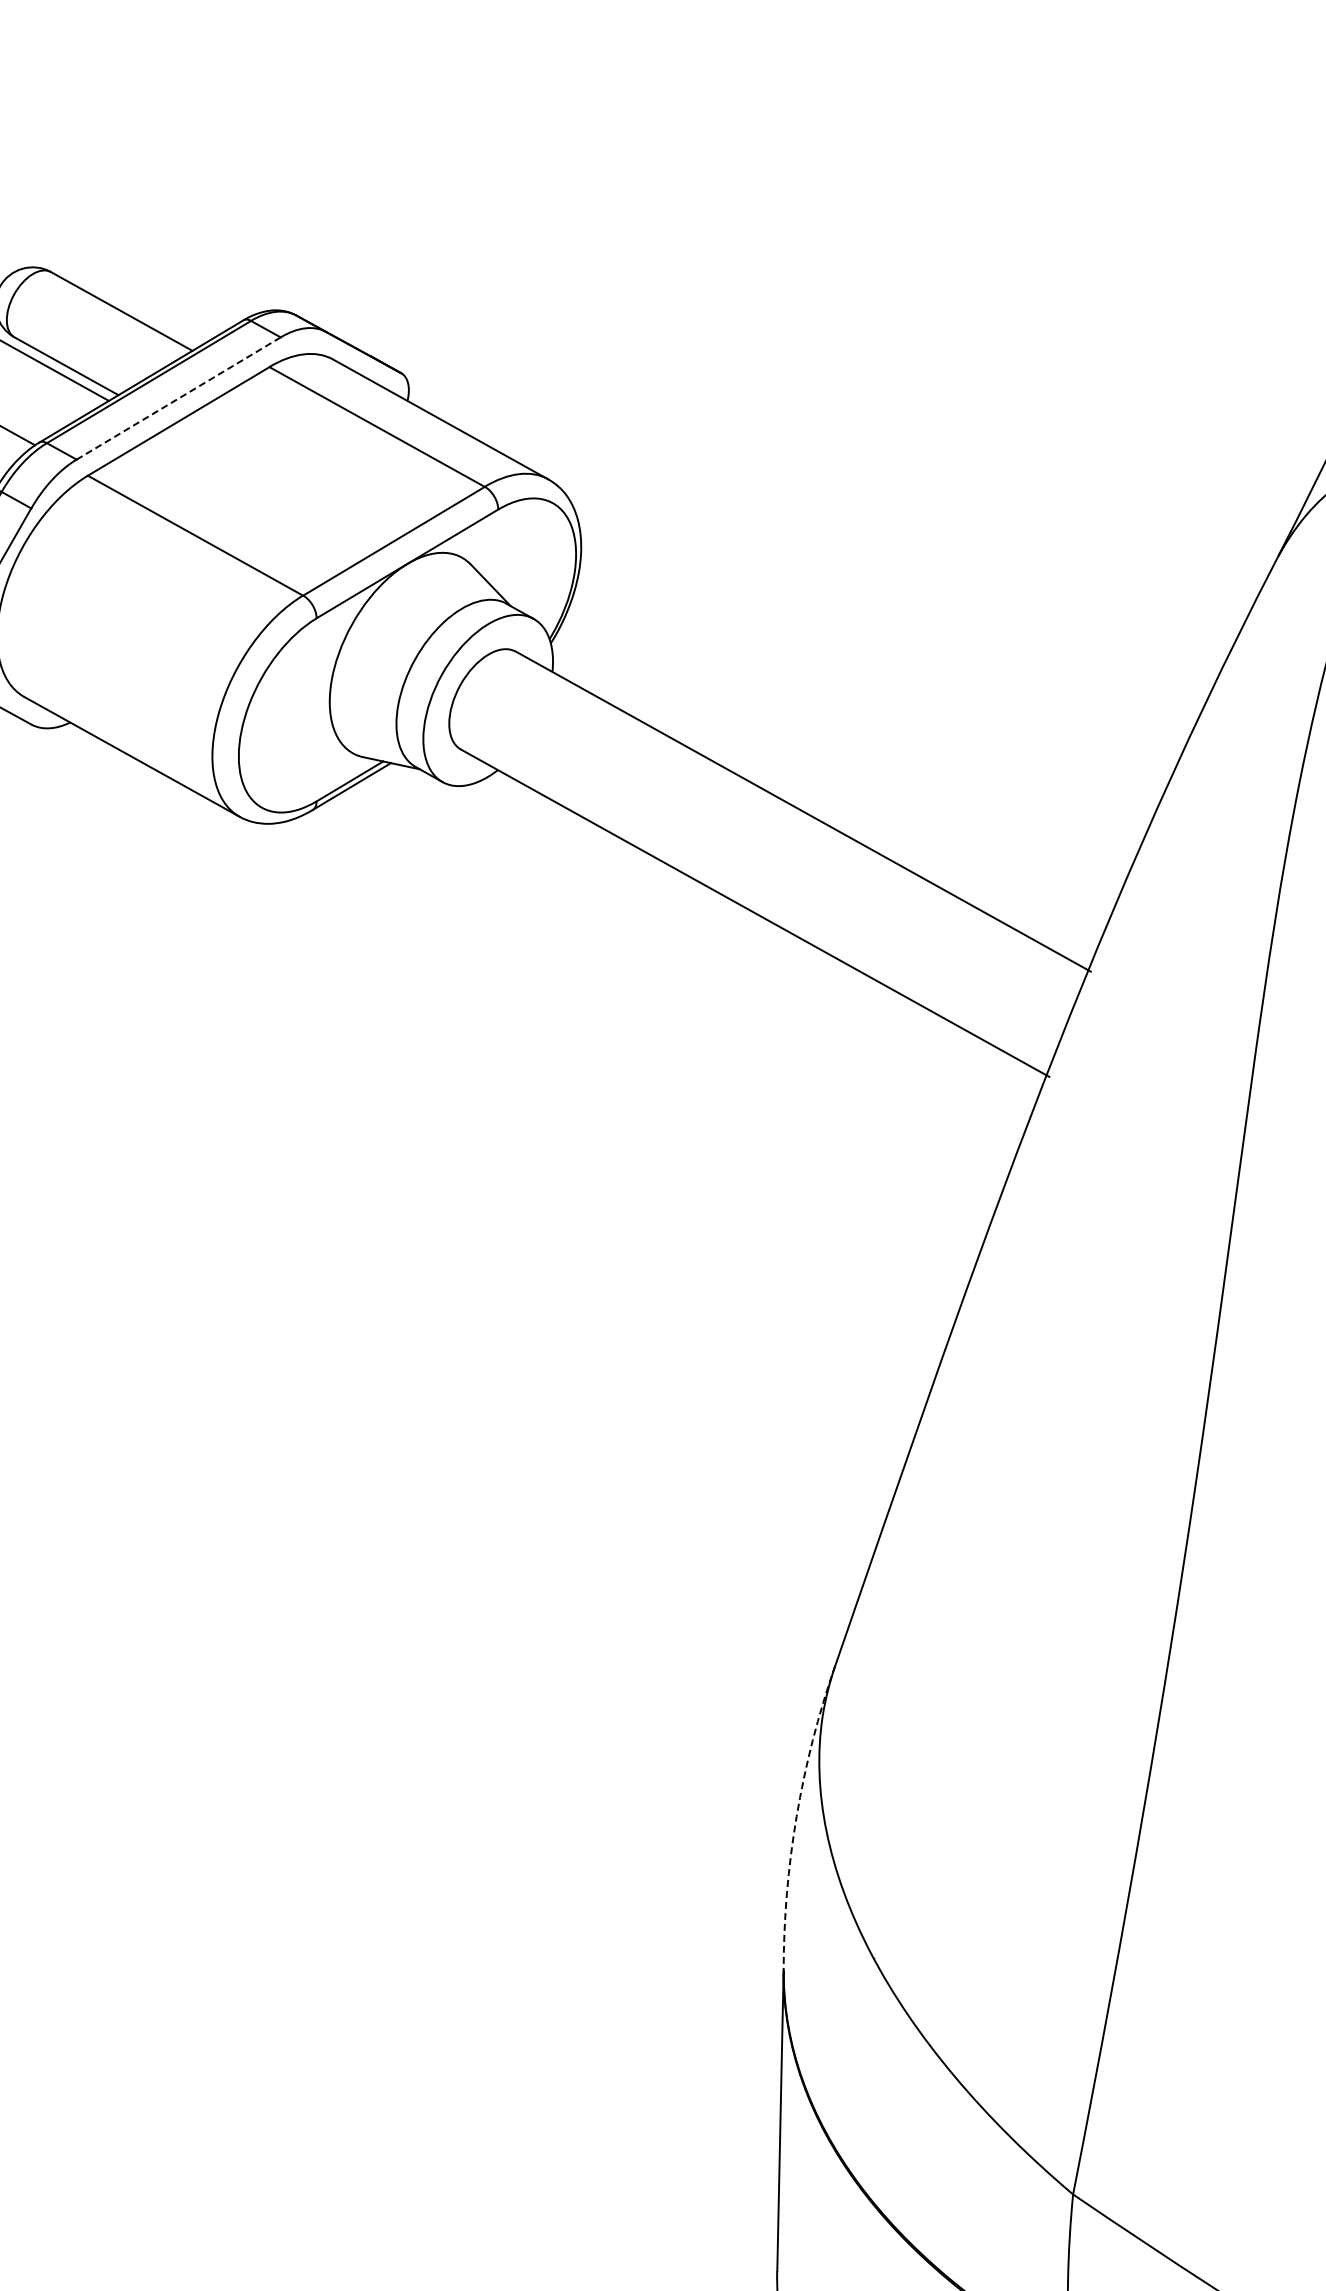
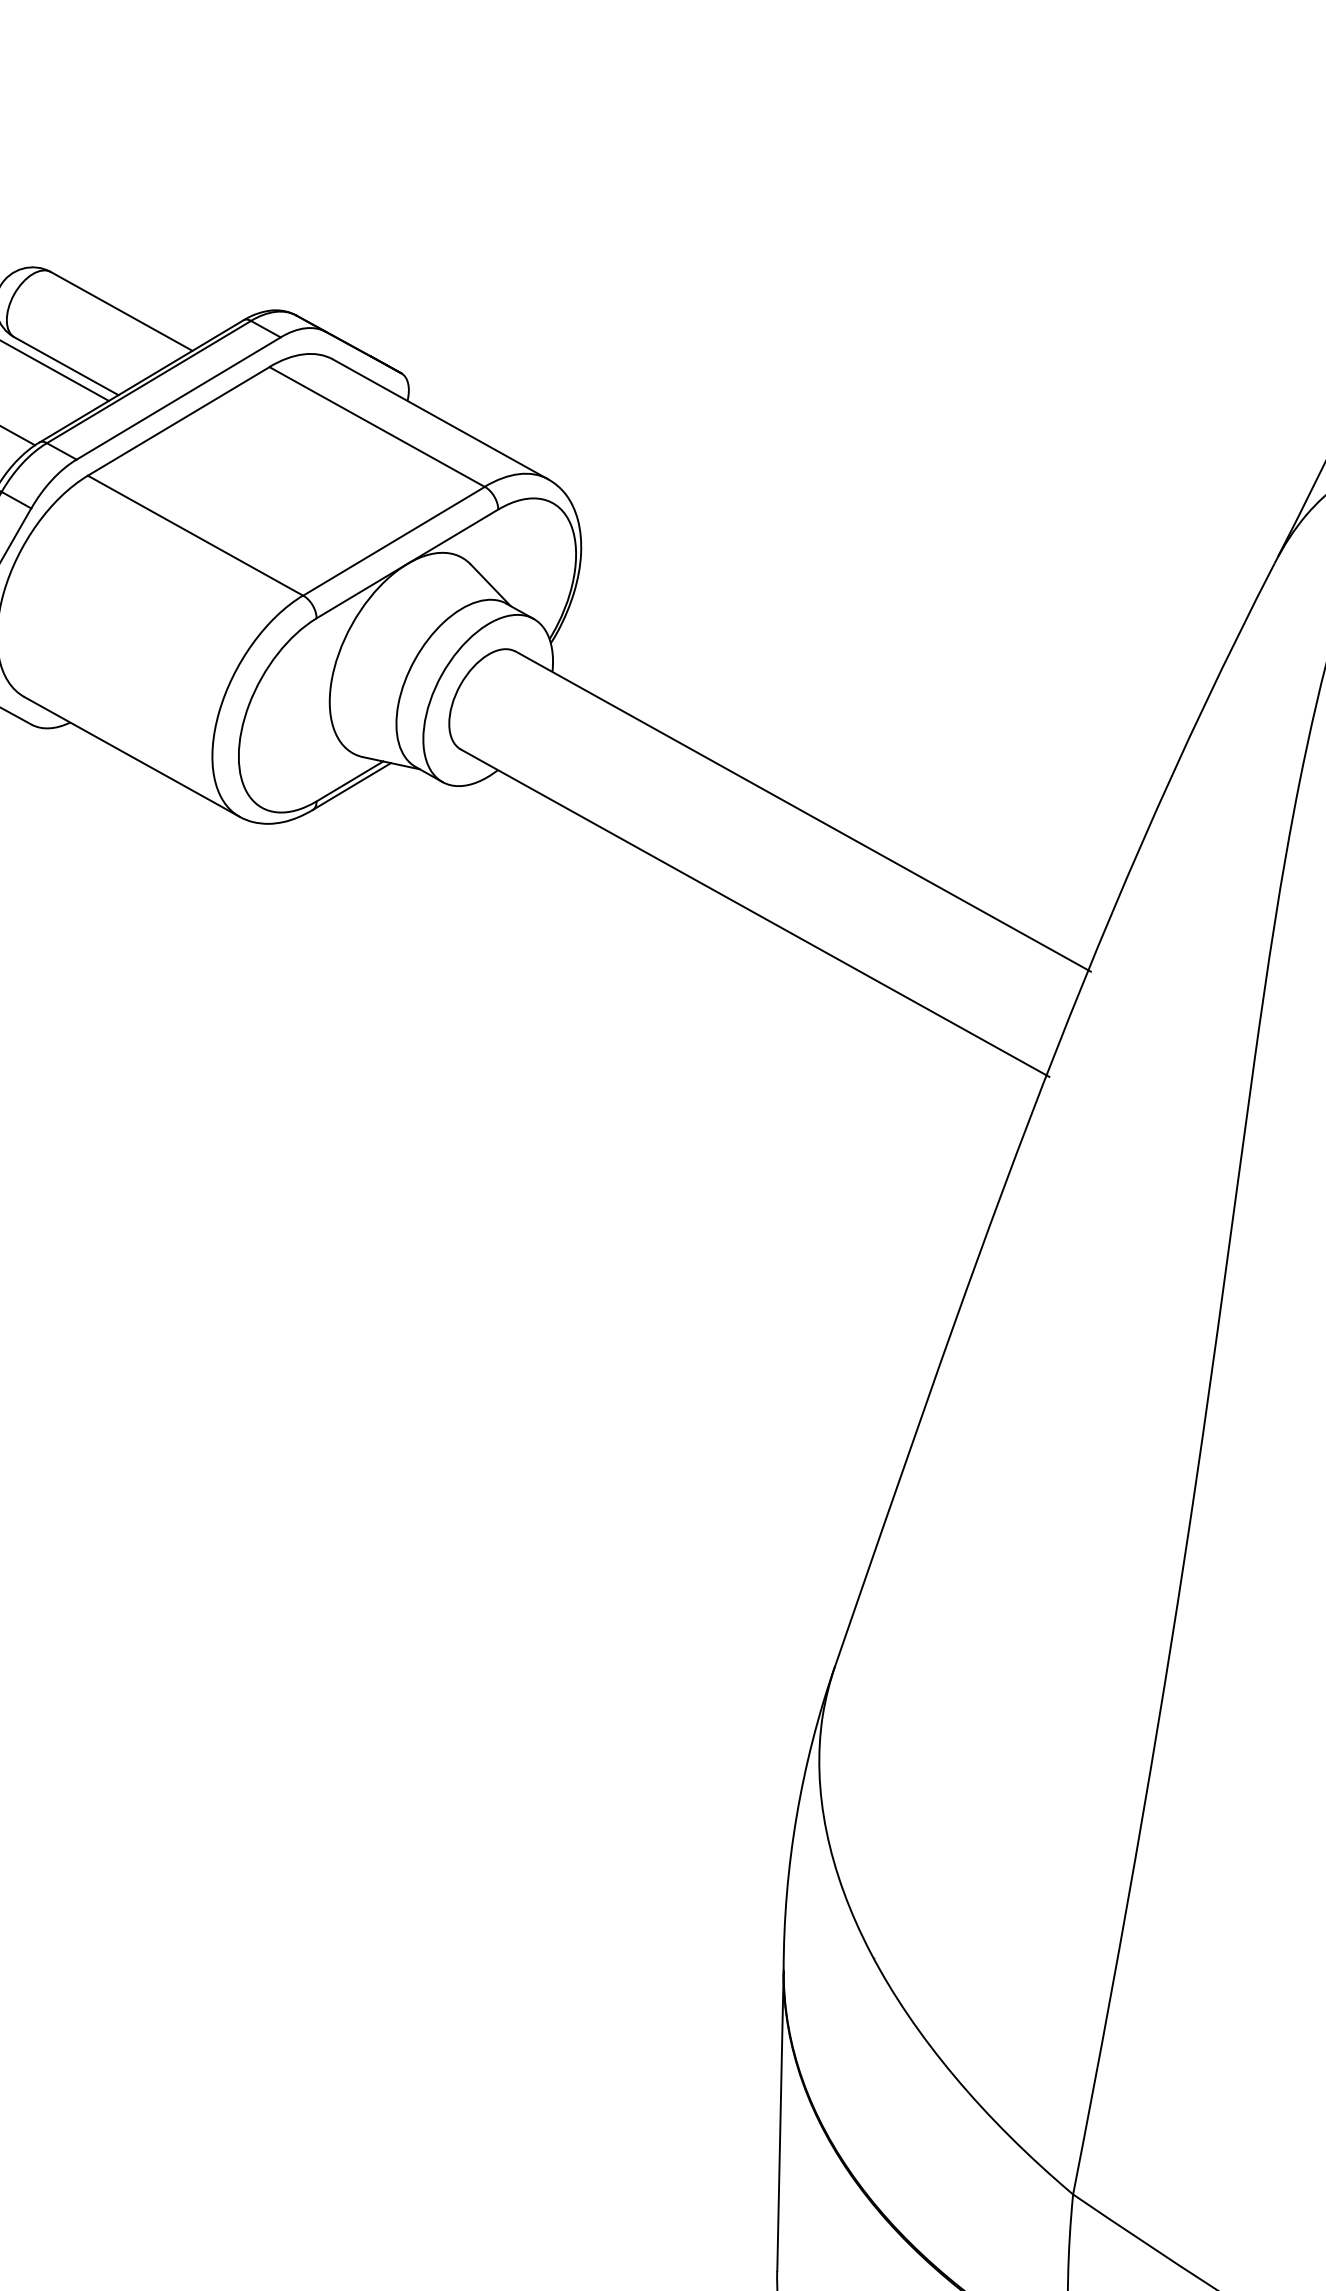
line: dashed -> solid (178, 398)
arc: dashed -> solid (796, 1816)
